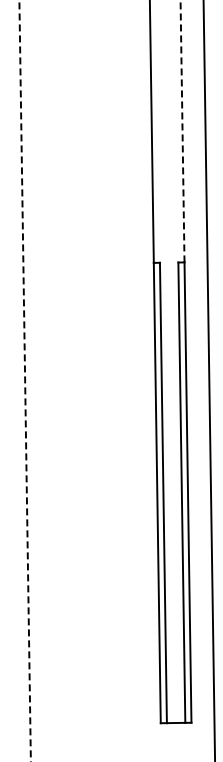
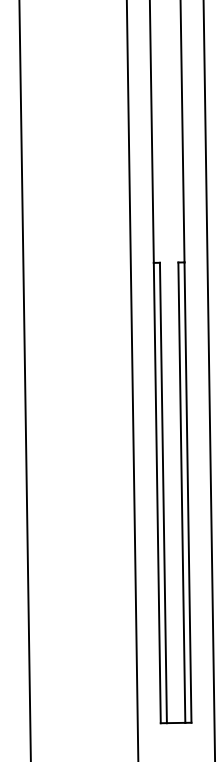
line: dashed -> solid (182, 131)
line: dashed -> solid (25, 380)
line: none -> present (132, 380)
